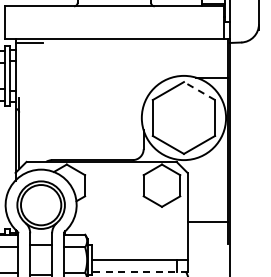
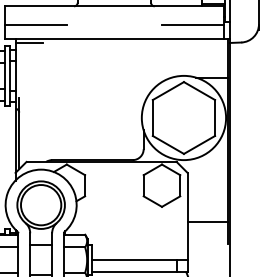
line: none -> present (35, 24)
line: none -> present (192, 24)
line: dashed -> solid (199, 91)
line: dashed -> solid (139, 271)
